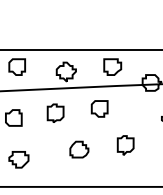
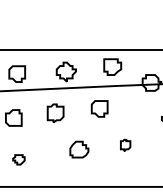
part position: (16, 66) -> (16, 73) (16, 73)
part size: 19x21 px -> 12x14 px (125, 144)
part size: 22x18 px -> 14x12 px (18, 159)
